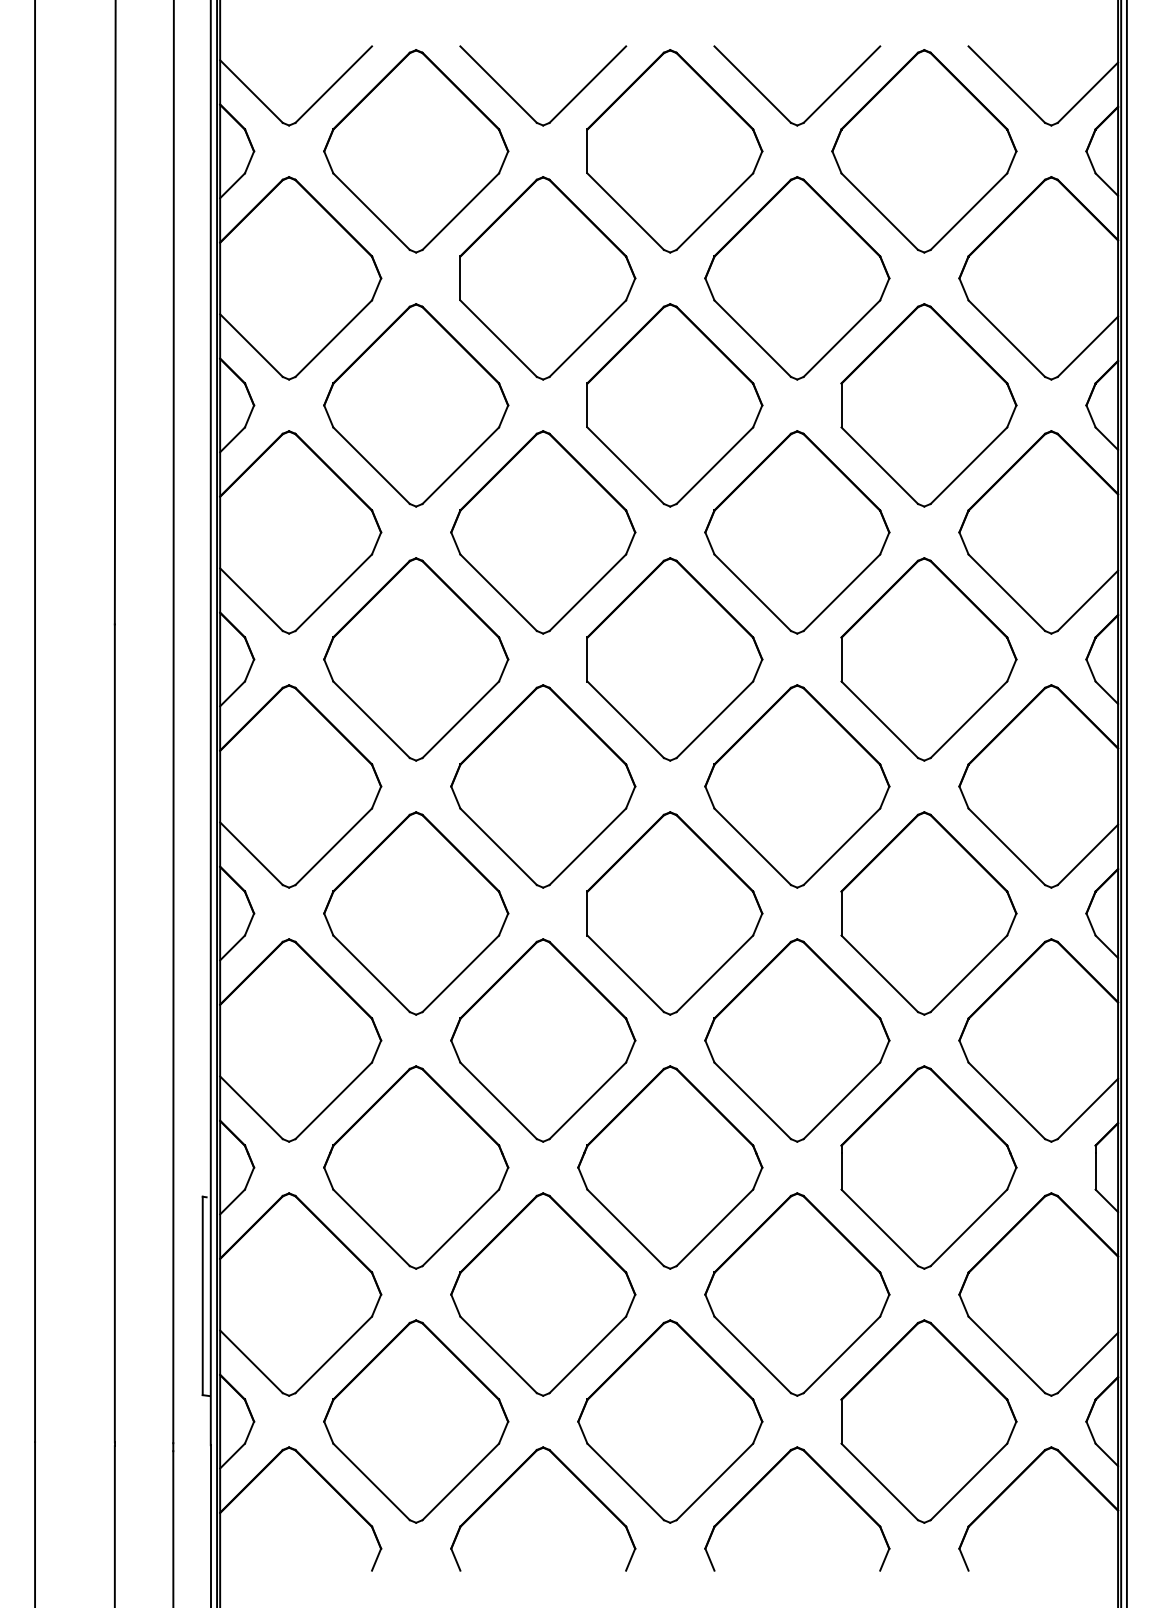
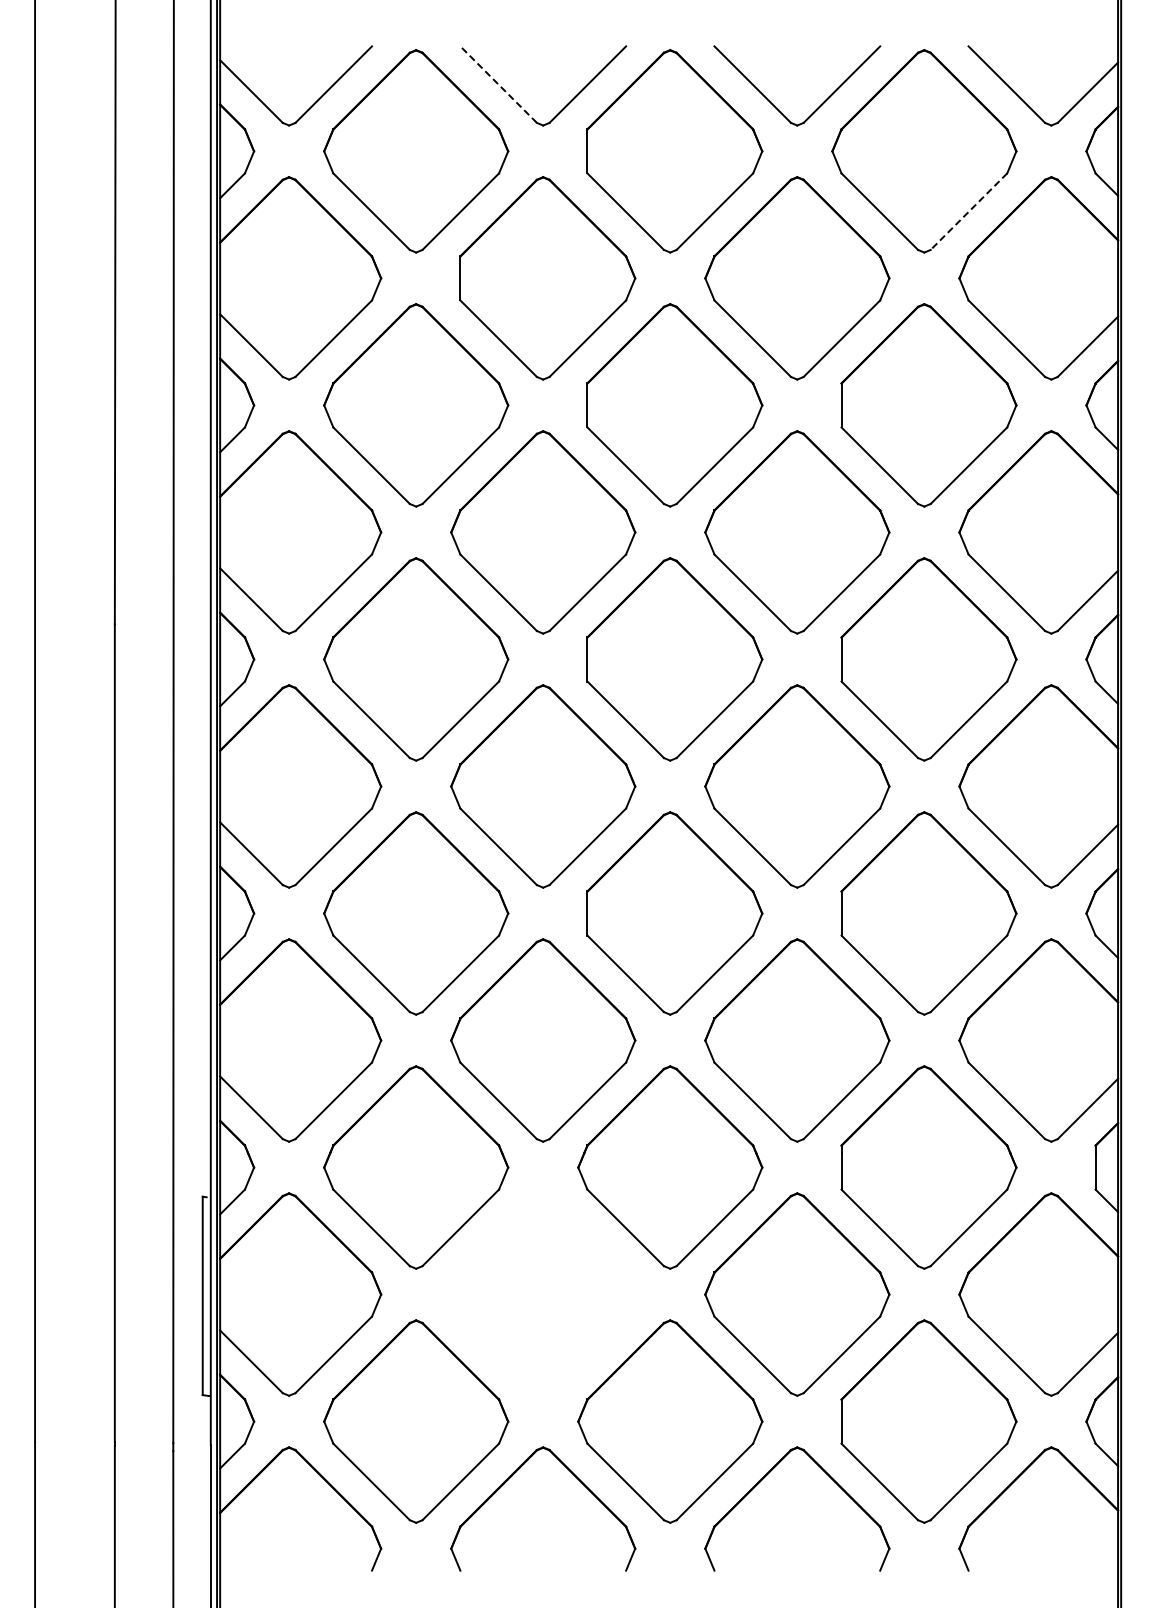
line: solid -> dashed (498, 84)
line: solid -> dashed (968, 212)
line: present -> none (1126, 803)
part: present -> none (543, 1294)
